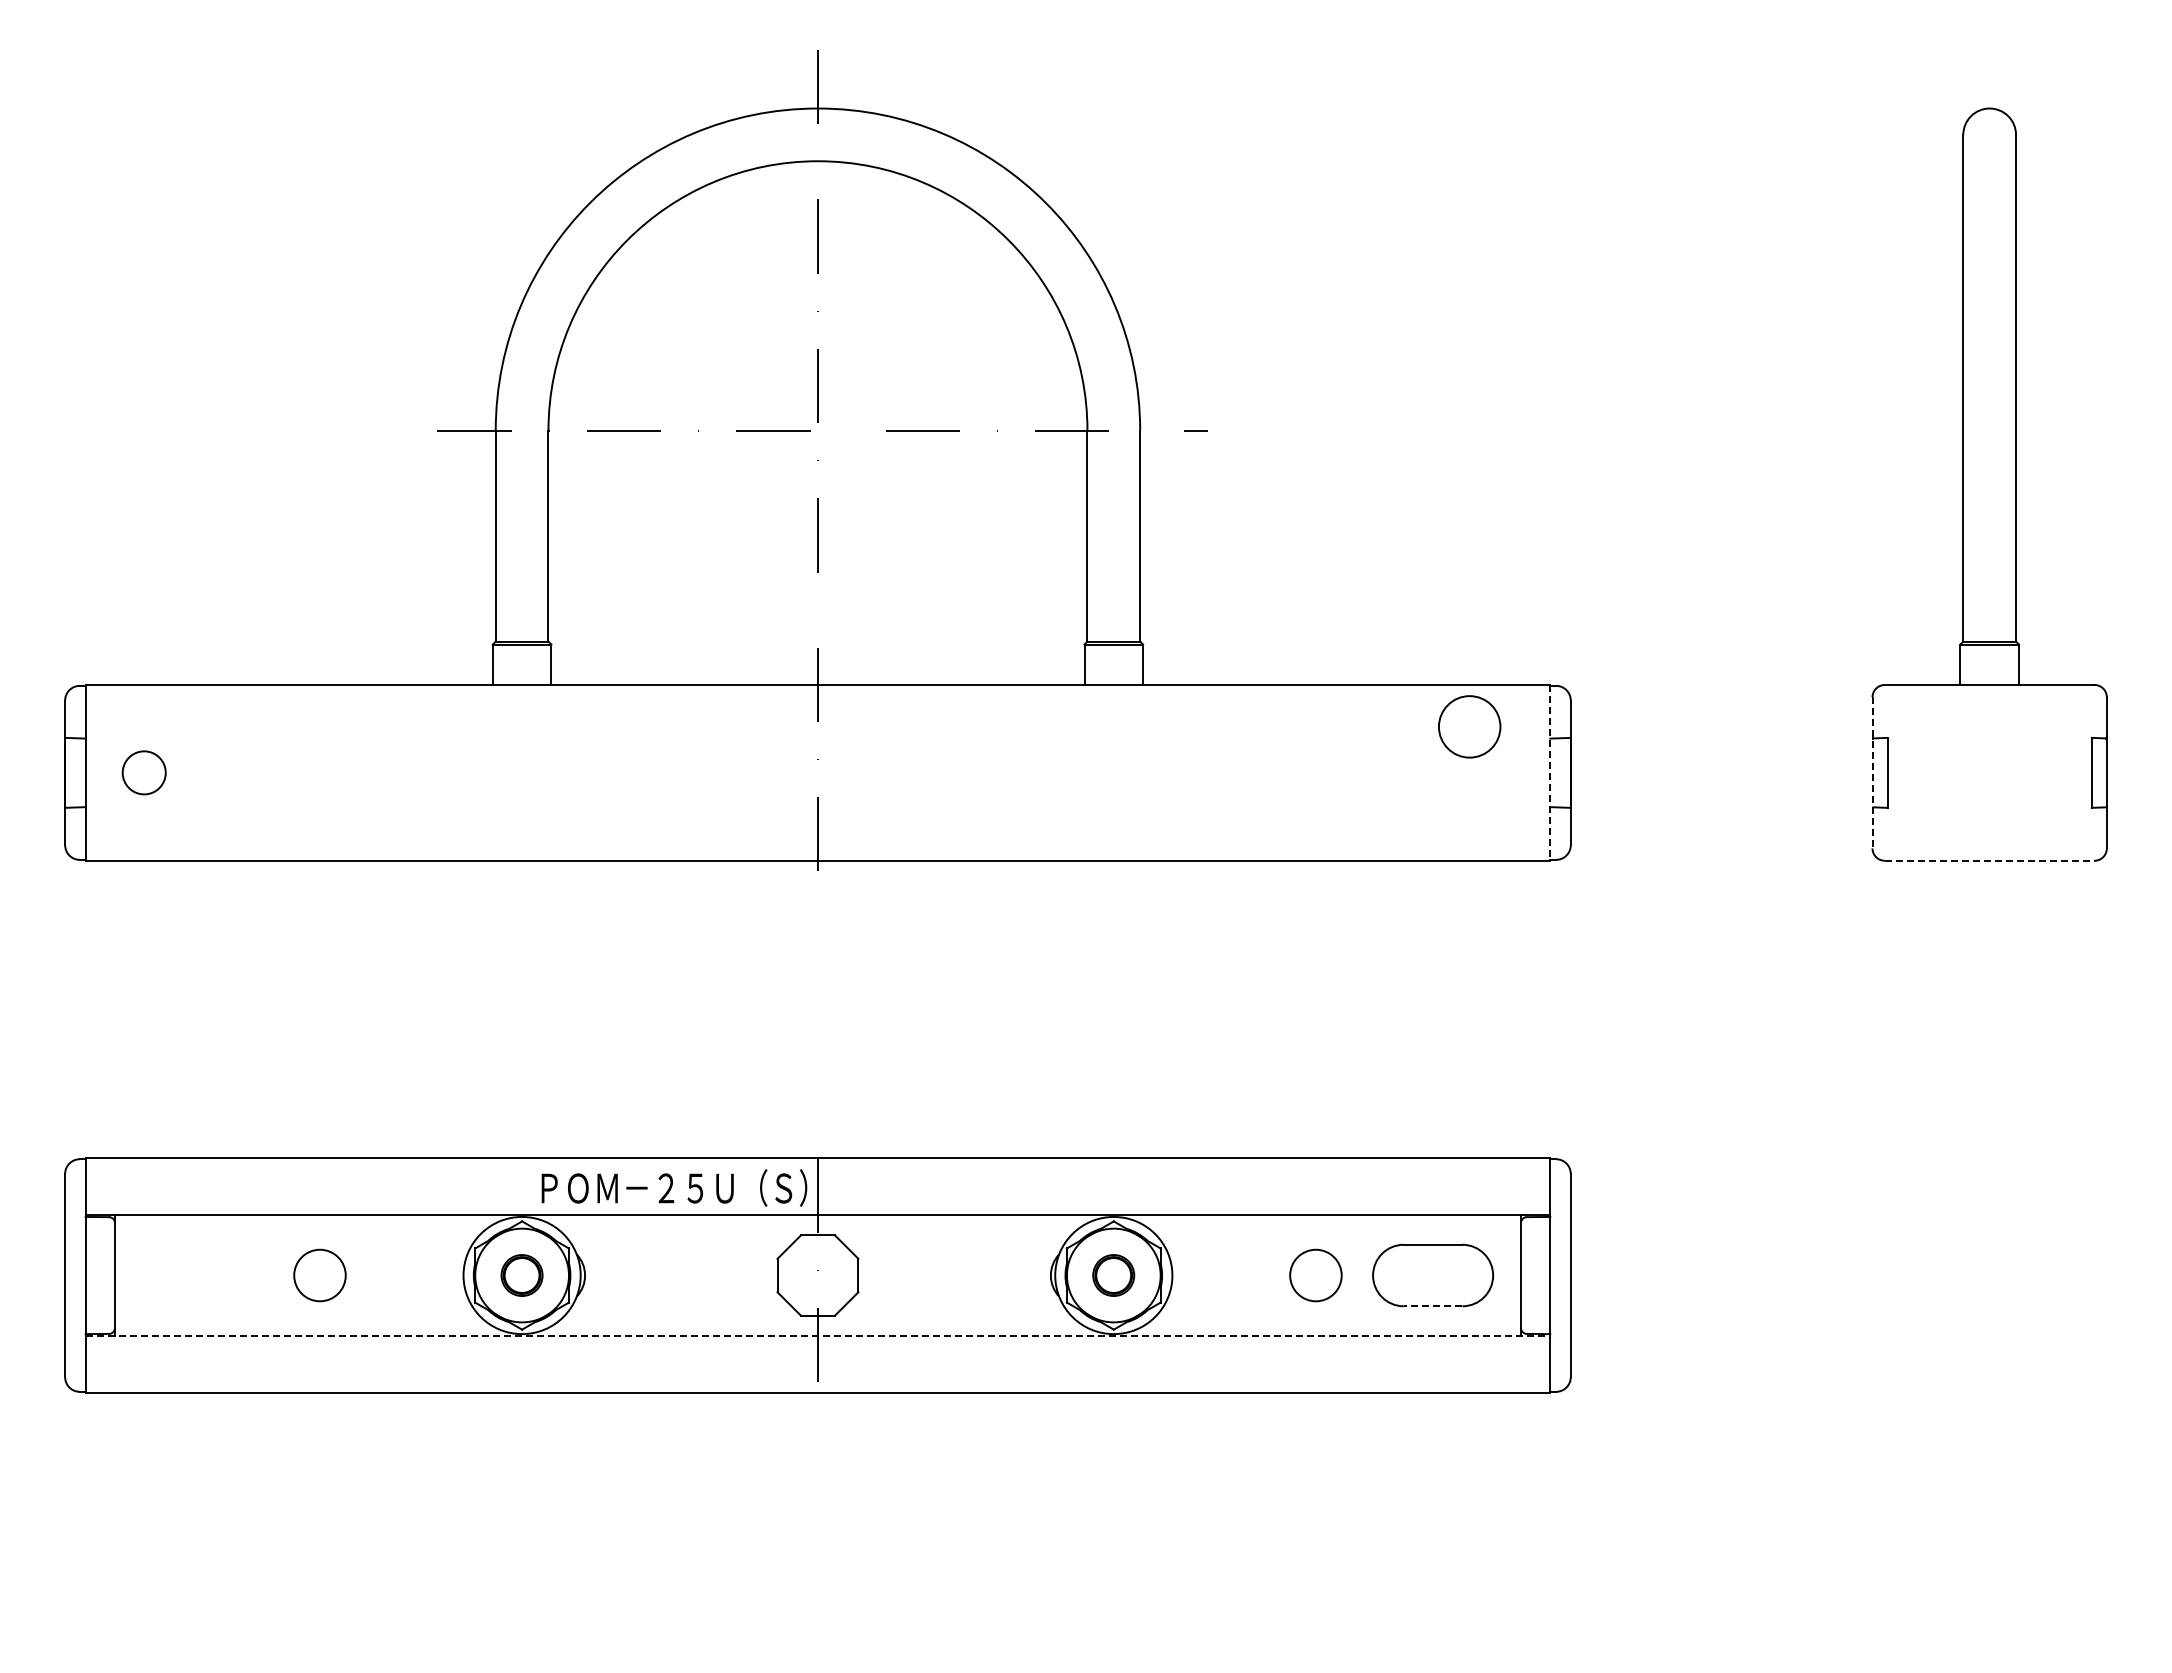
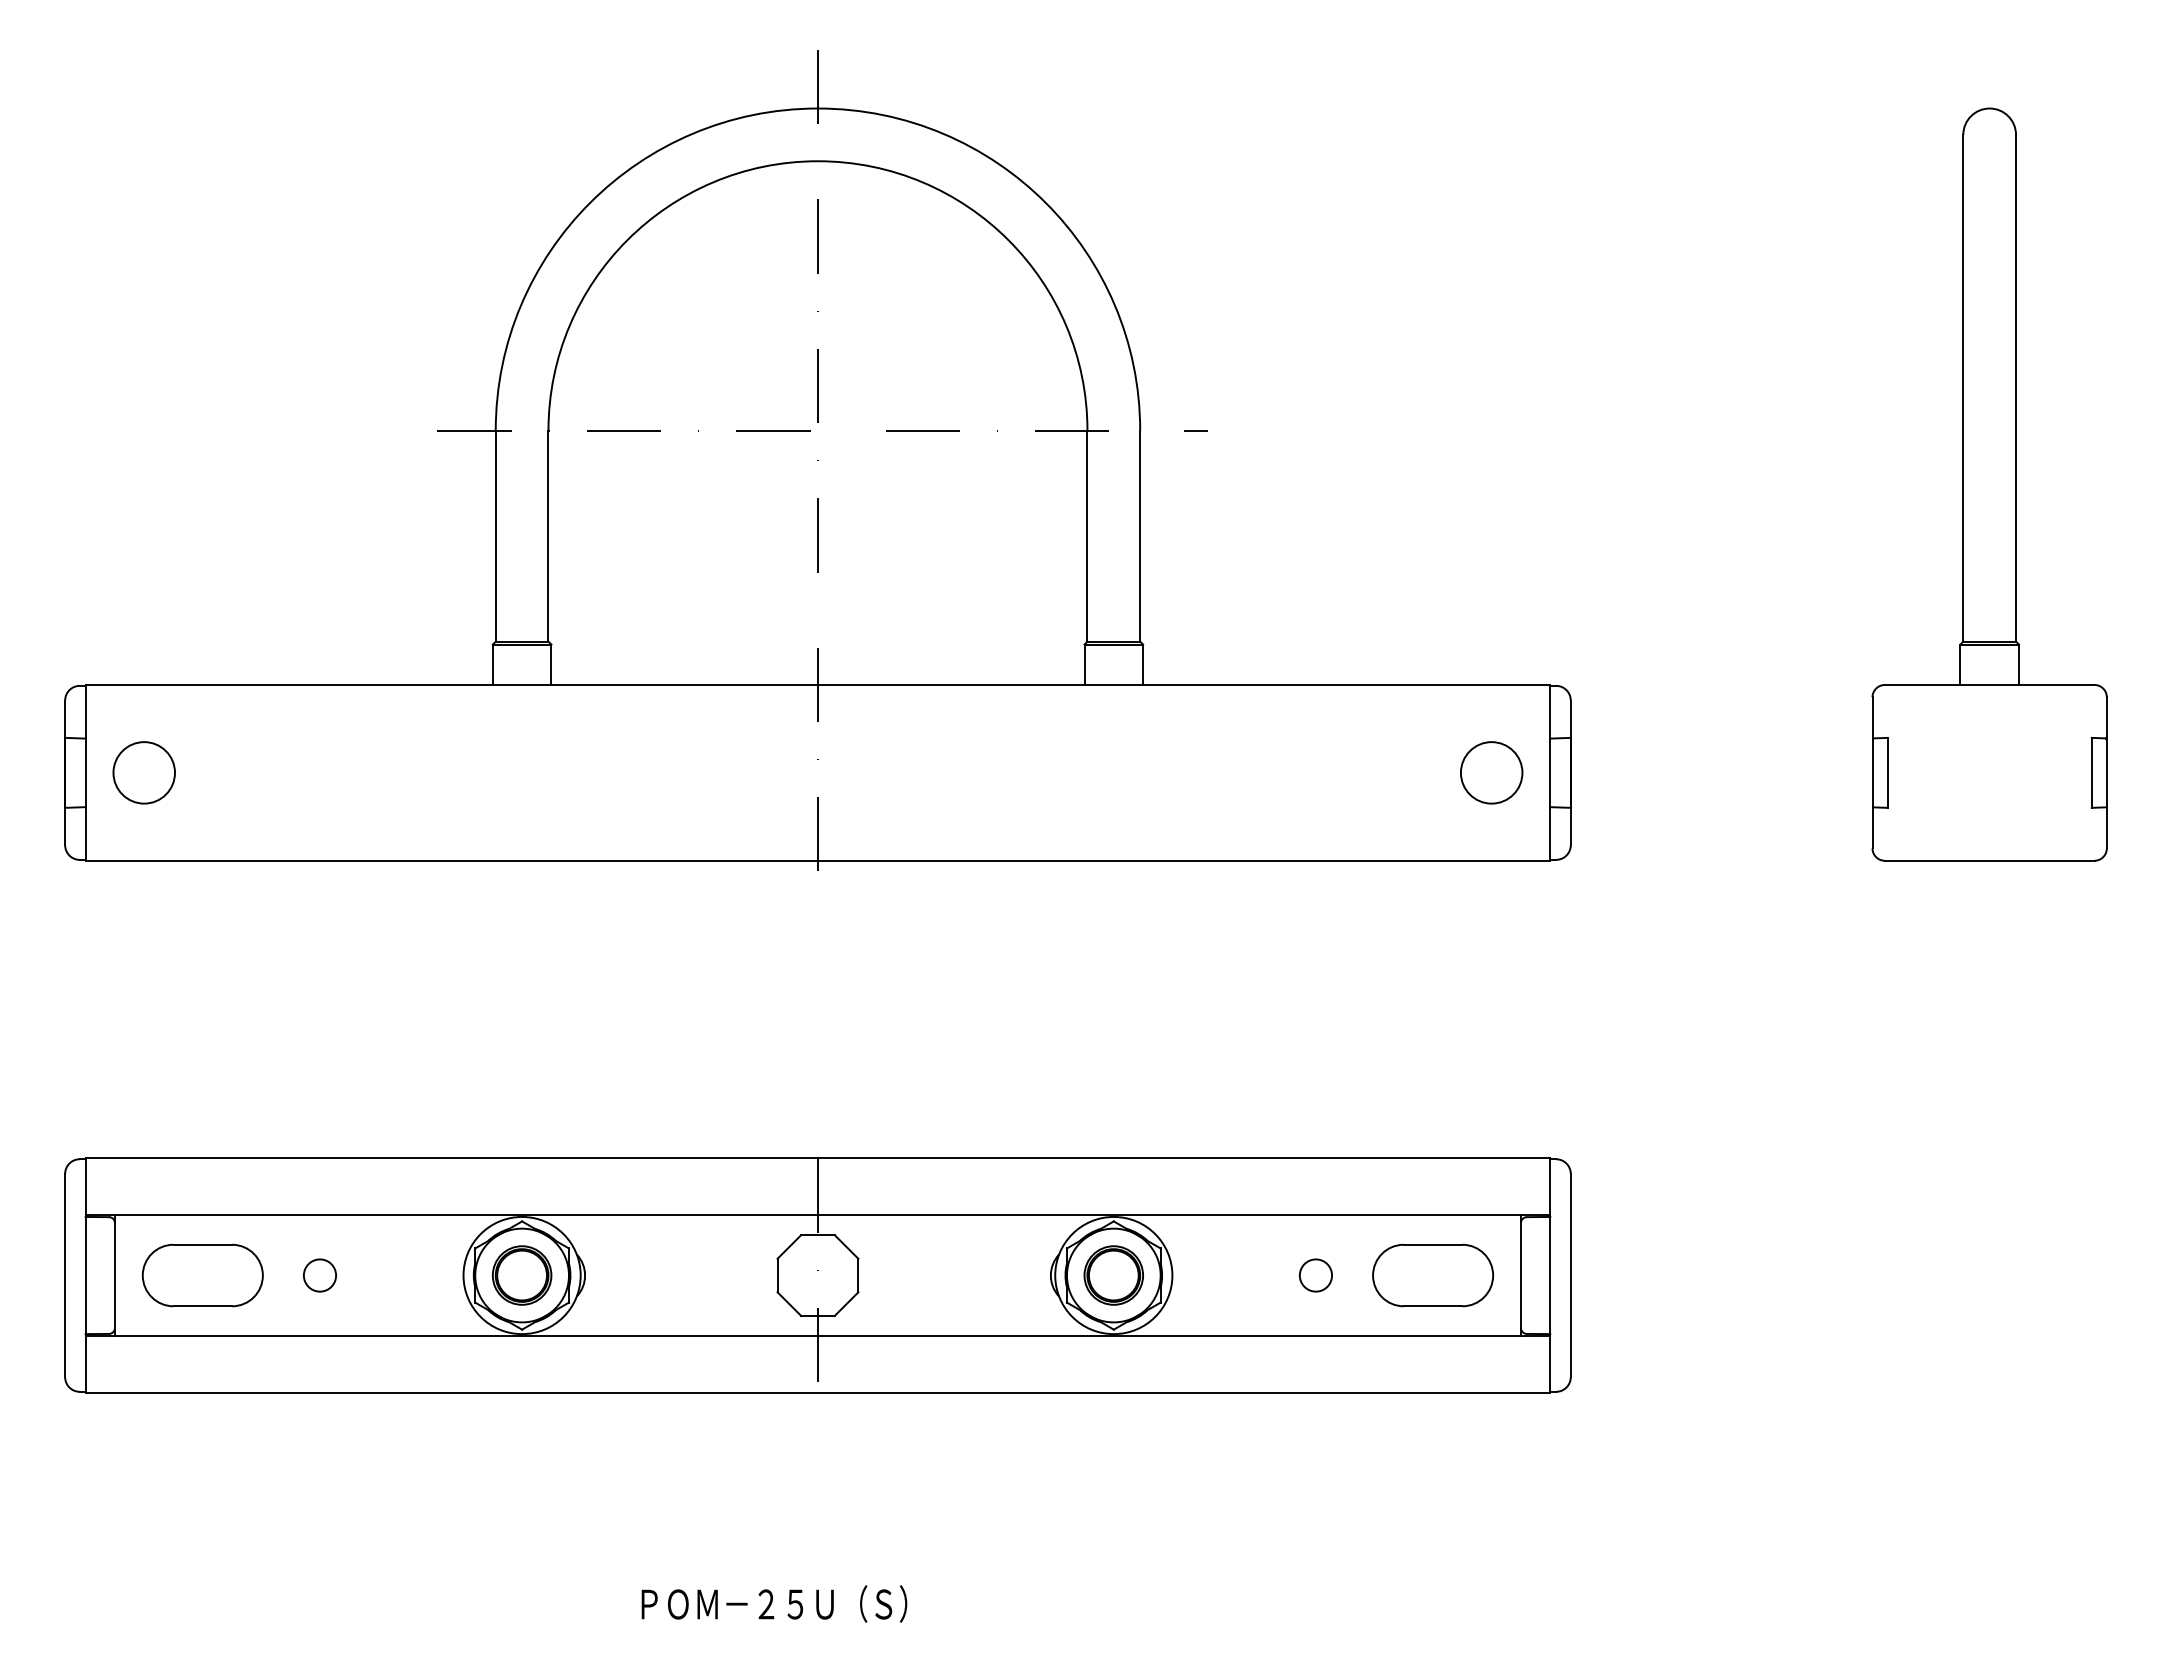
circle position: (1469, 726) -> (1491, 772) (1491, 772)
circle diameter: 43 px -> 62 px (144, 772)
line: dashed -> solid (1550, 772)
line: dashed -> solid (1872, 772)
line: dashed -> solid (1989, 860)
text position: (674, 1187) -> (774, 1603) (774, 1603)
part: none -> present (202, 1275)
circle diameter: 52 px -> 32 px (319, 1275)
part size: 44x43 px -> 62x61 px (521, 1275)
part size: 44x43 px -> 61x61 px (1113, 1275)
circle diameter: 52 px -> 32 px (1315, 1275)
line: dashed -> solid (1432, 1306)
line: dashed -> solid (818, 1335)
